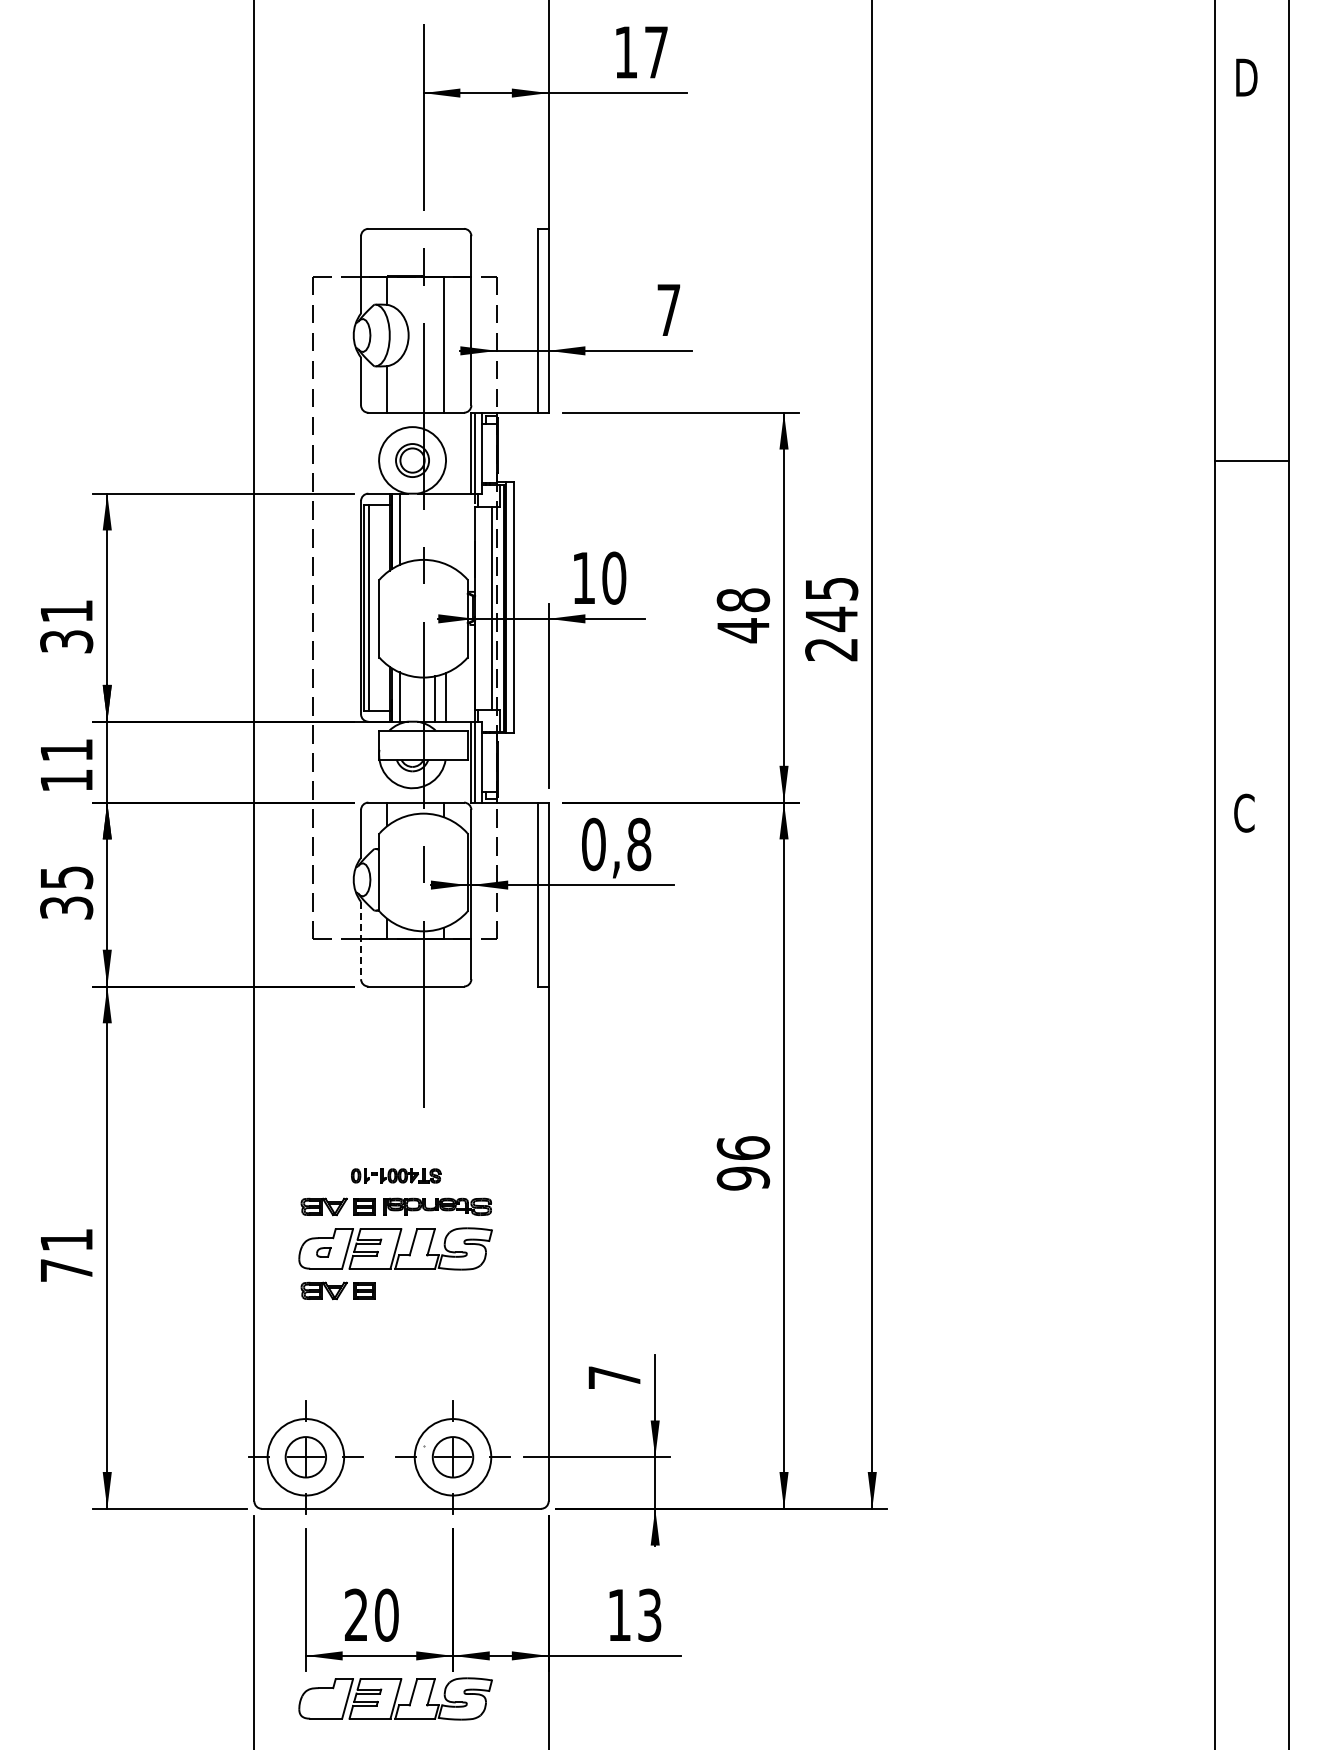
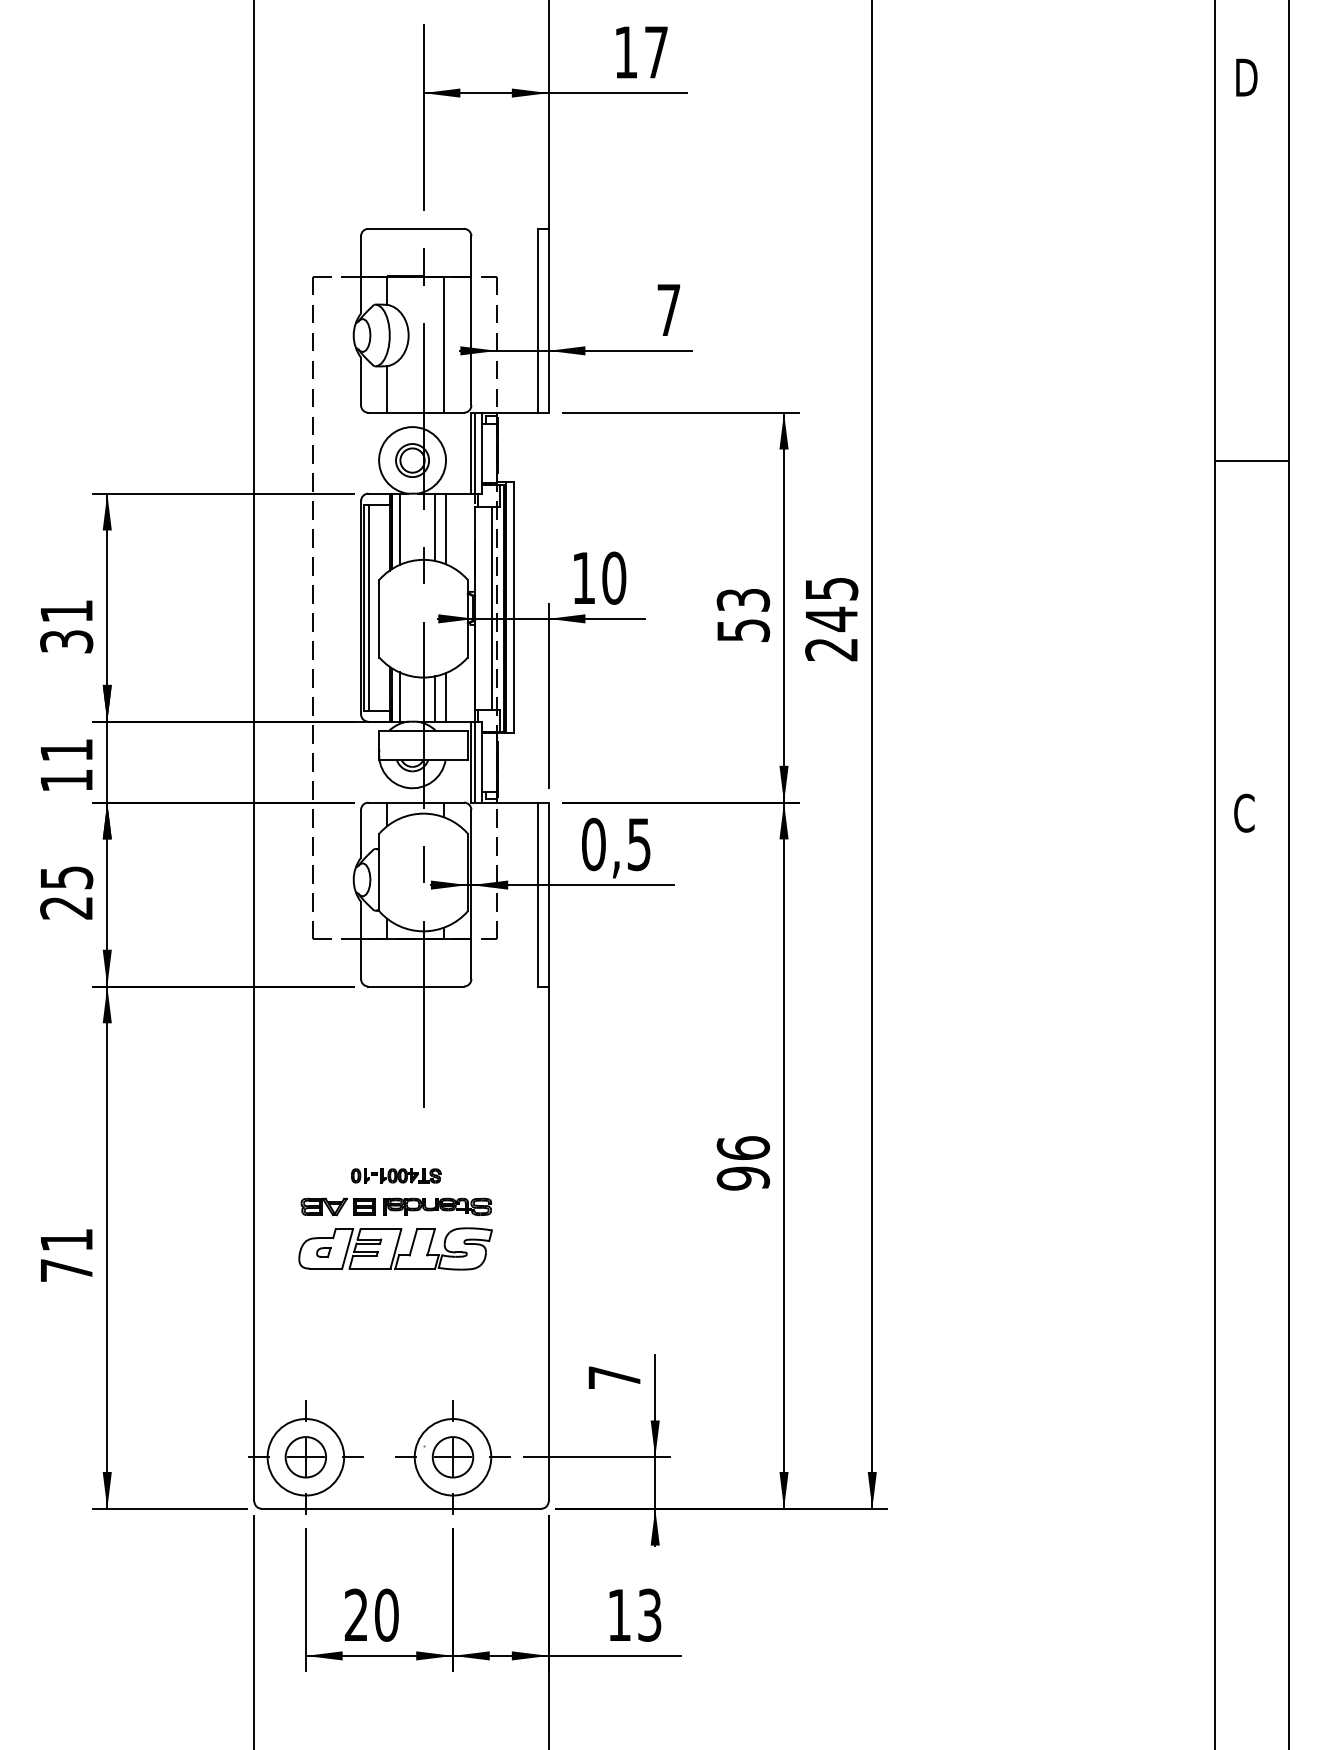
line: none -> present (435, 526)
line: none -> present (445, 528)
text: 48 -> 53 (743, 615)
text: 0,8 -> 0,5 (639, 844)
text: 35 -> 25 (66, 907)
line: dashed -> solid (361, 940)
part: present -> none (337, 1290)
part: present -> none (395, 1698)
